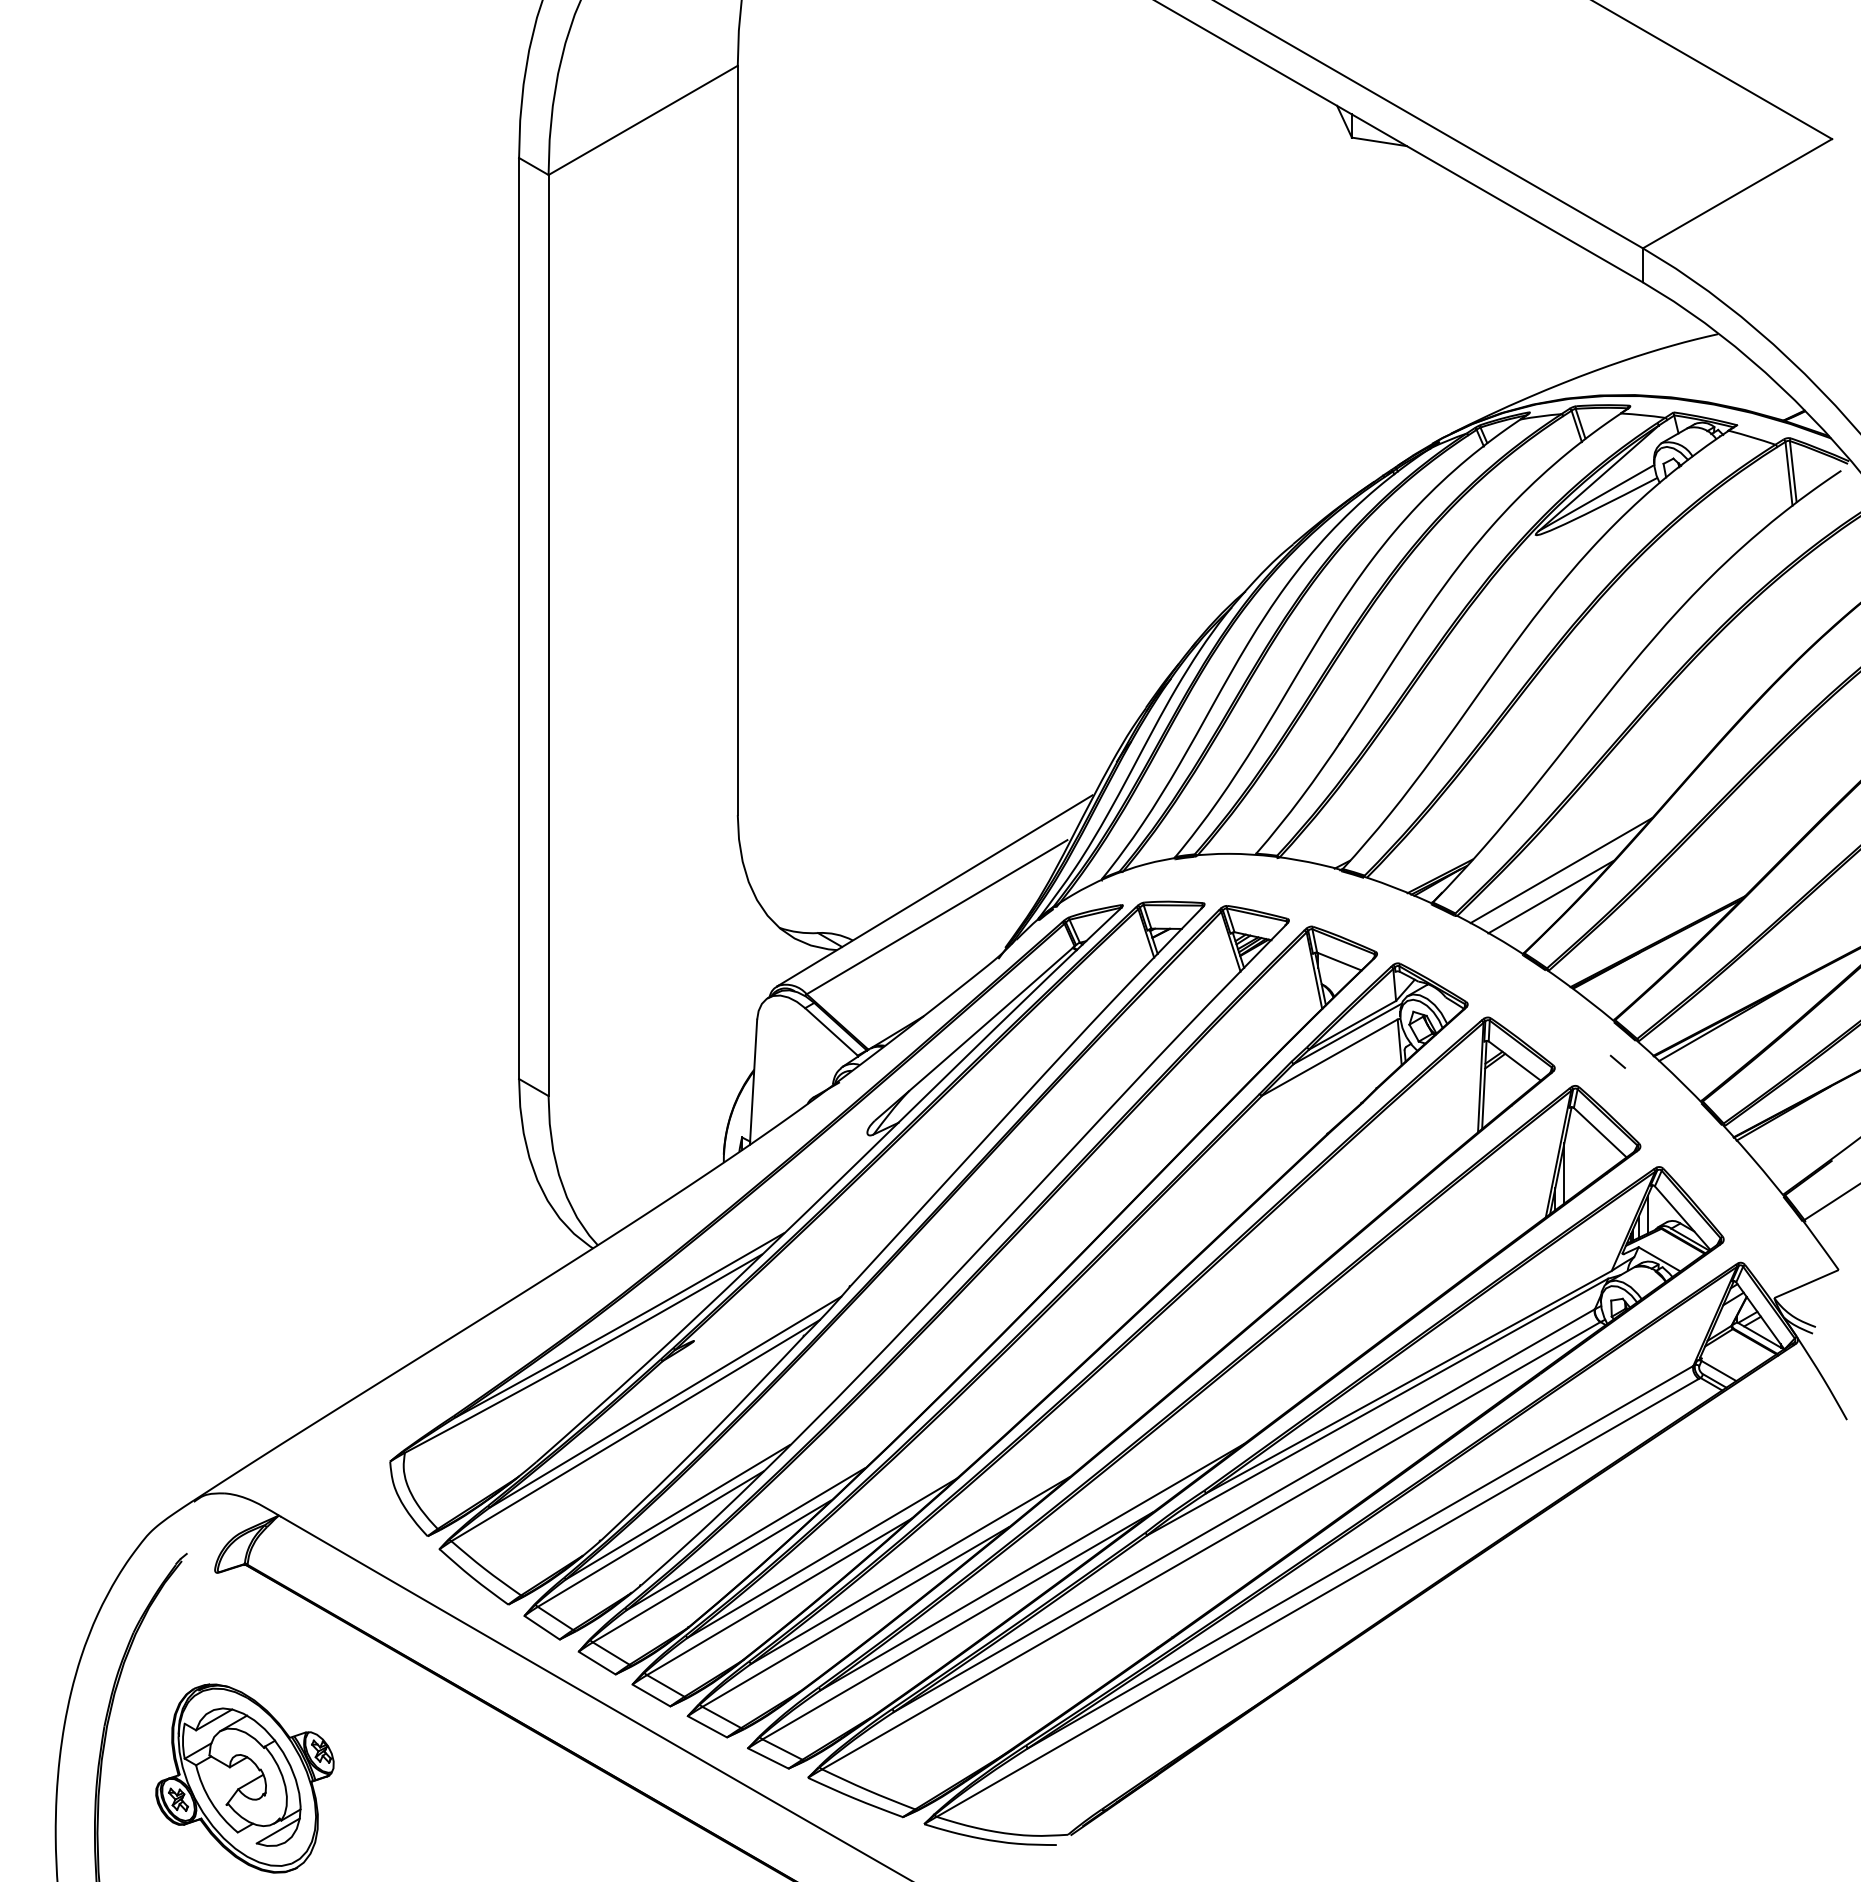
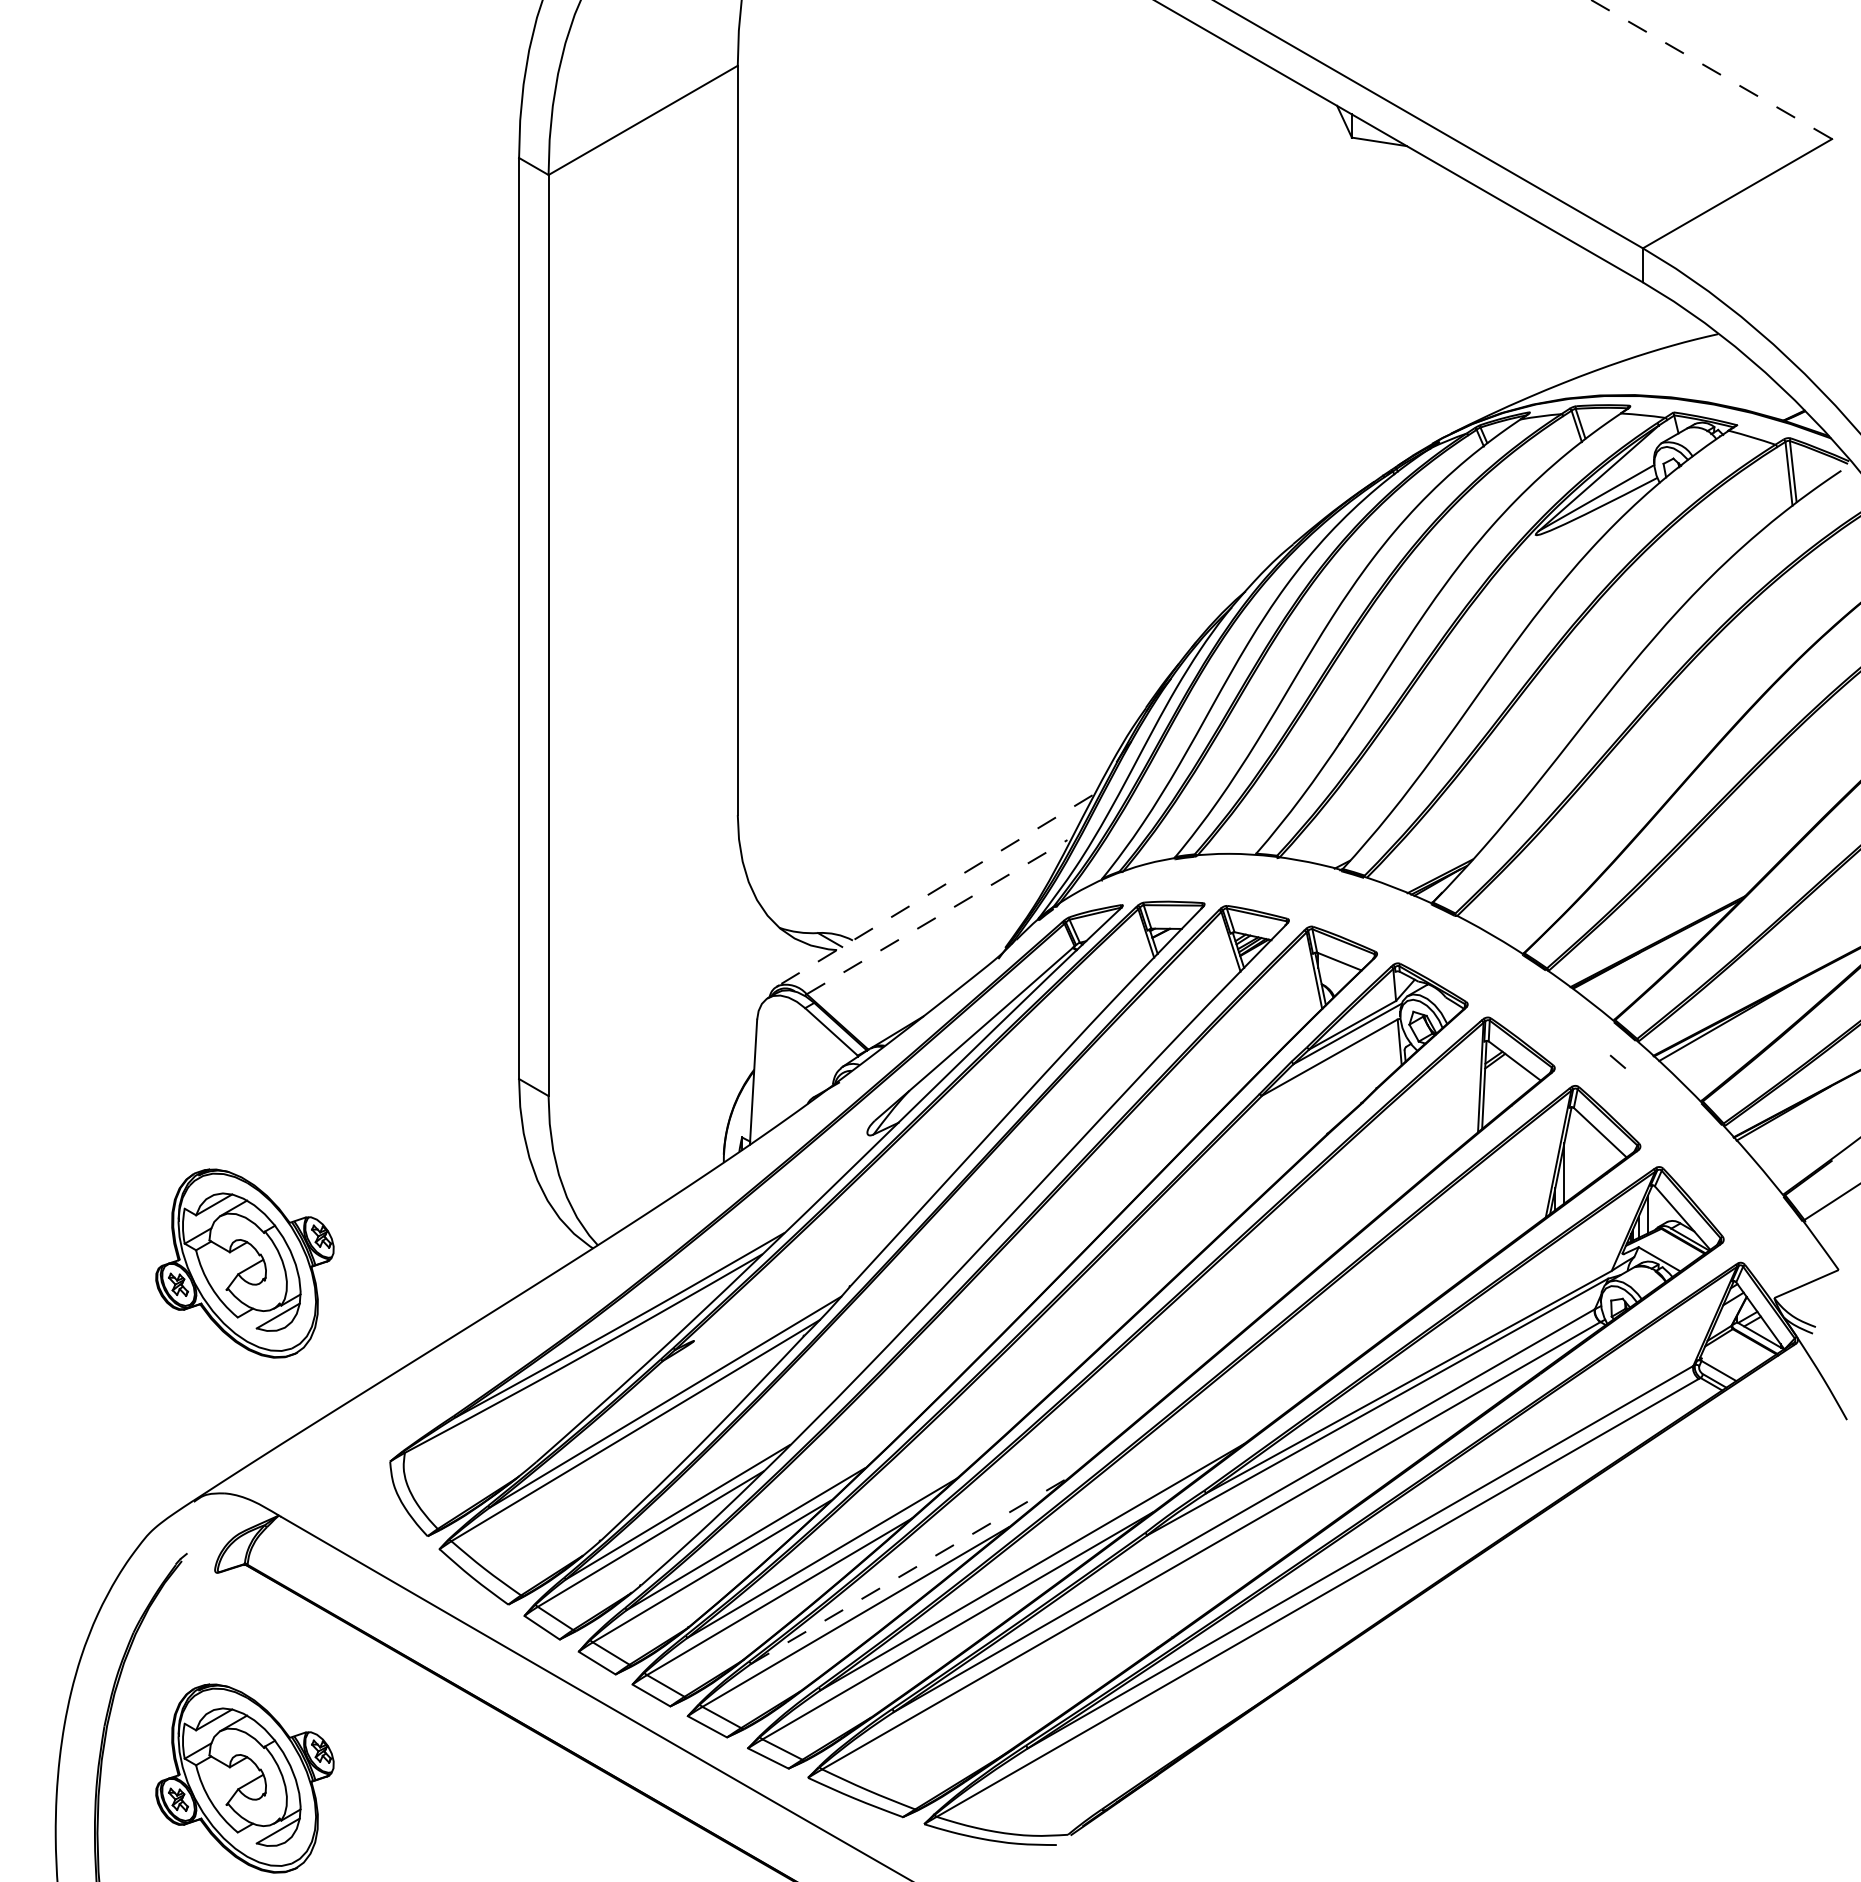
line: solid -> dashed (1711, 69)
line: present -> none (1560, 870)
line: solid -> dashed (934, 891)
line: present -> none (1550, 897)
line: solid -> dashed (937, 916)
part: none -> present (244, 1263)
line: solid -> dashed (910, 1570)
